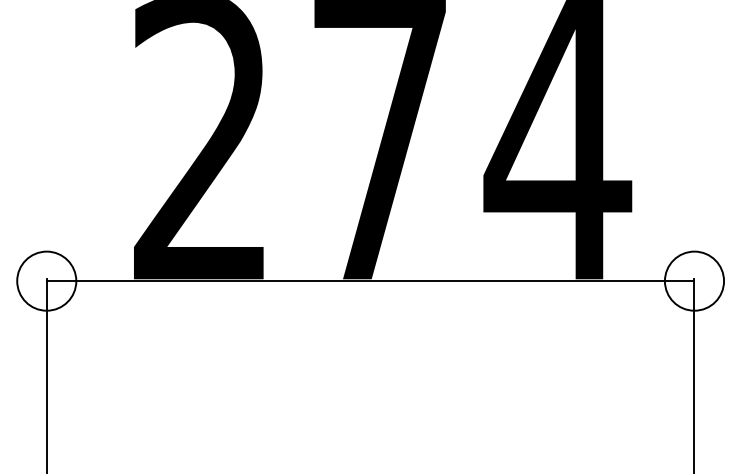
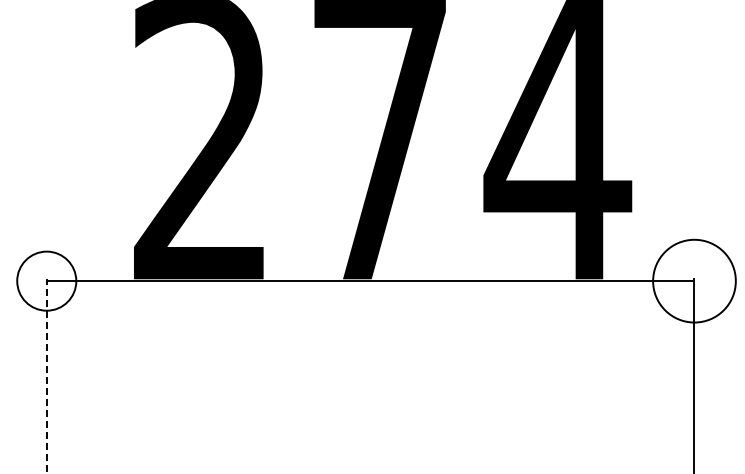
circle diameter: 59 px -> 83 px (694, 280)
line: solid -> dashed (46, 375)
